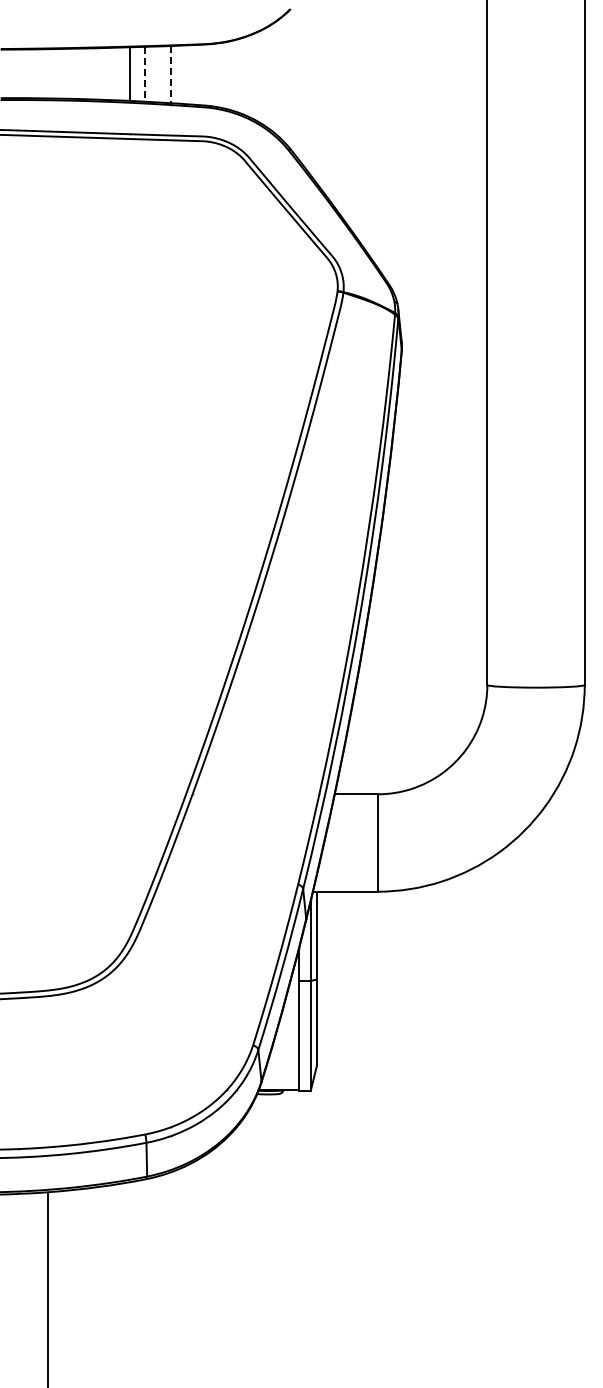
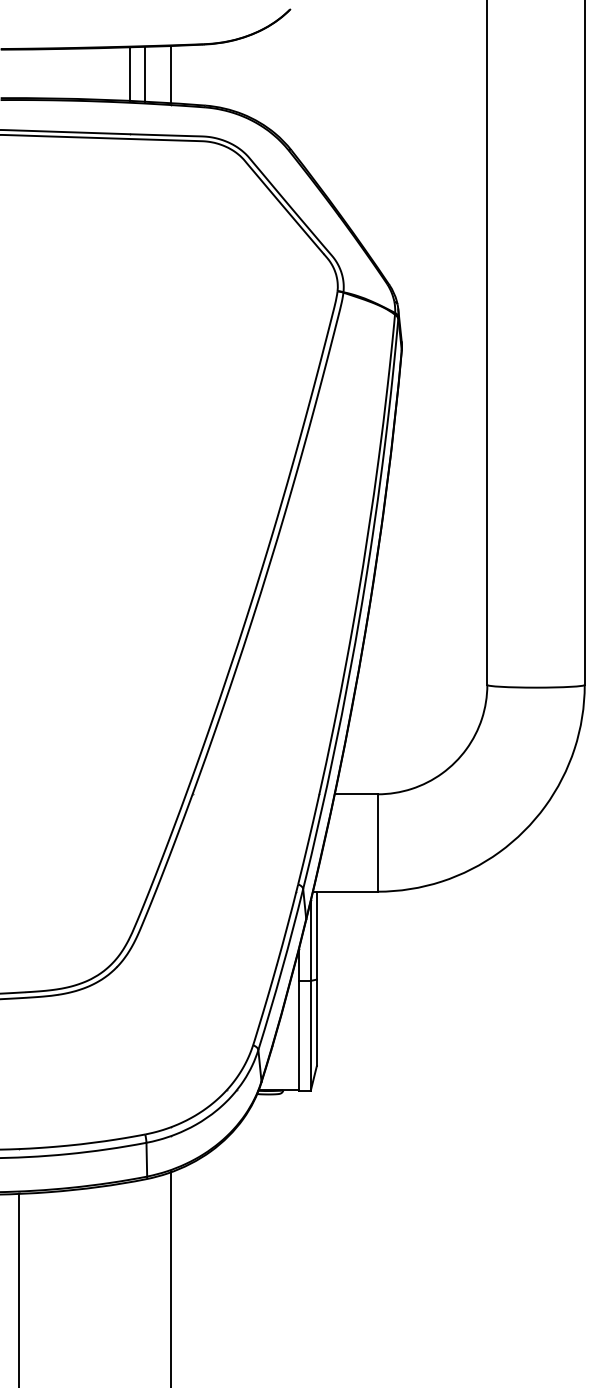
line: dashed -> solid (144, 74)
line: dashed -> solid (170, 74)
line: none -> present (170, 1278)
line position: (47, 1288) -> (18, 1288) (18, 1288)
